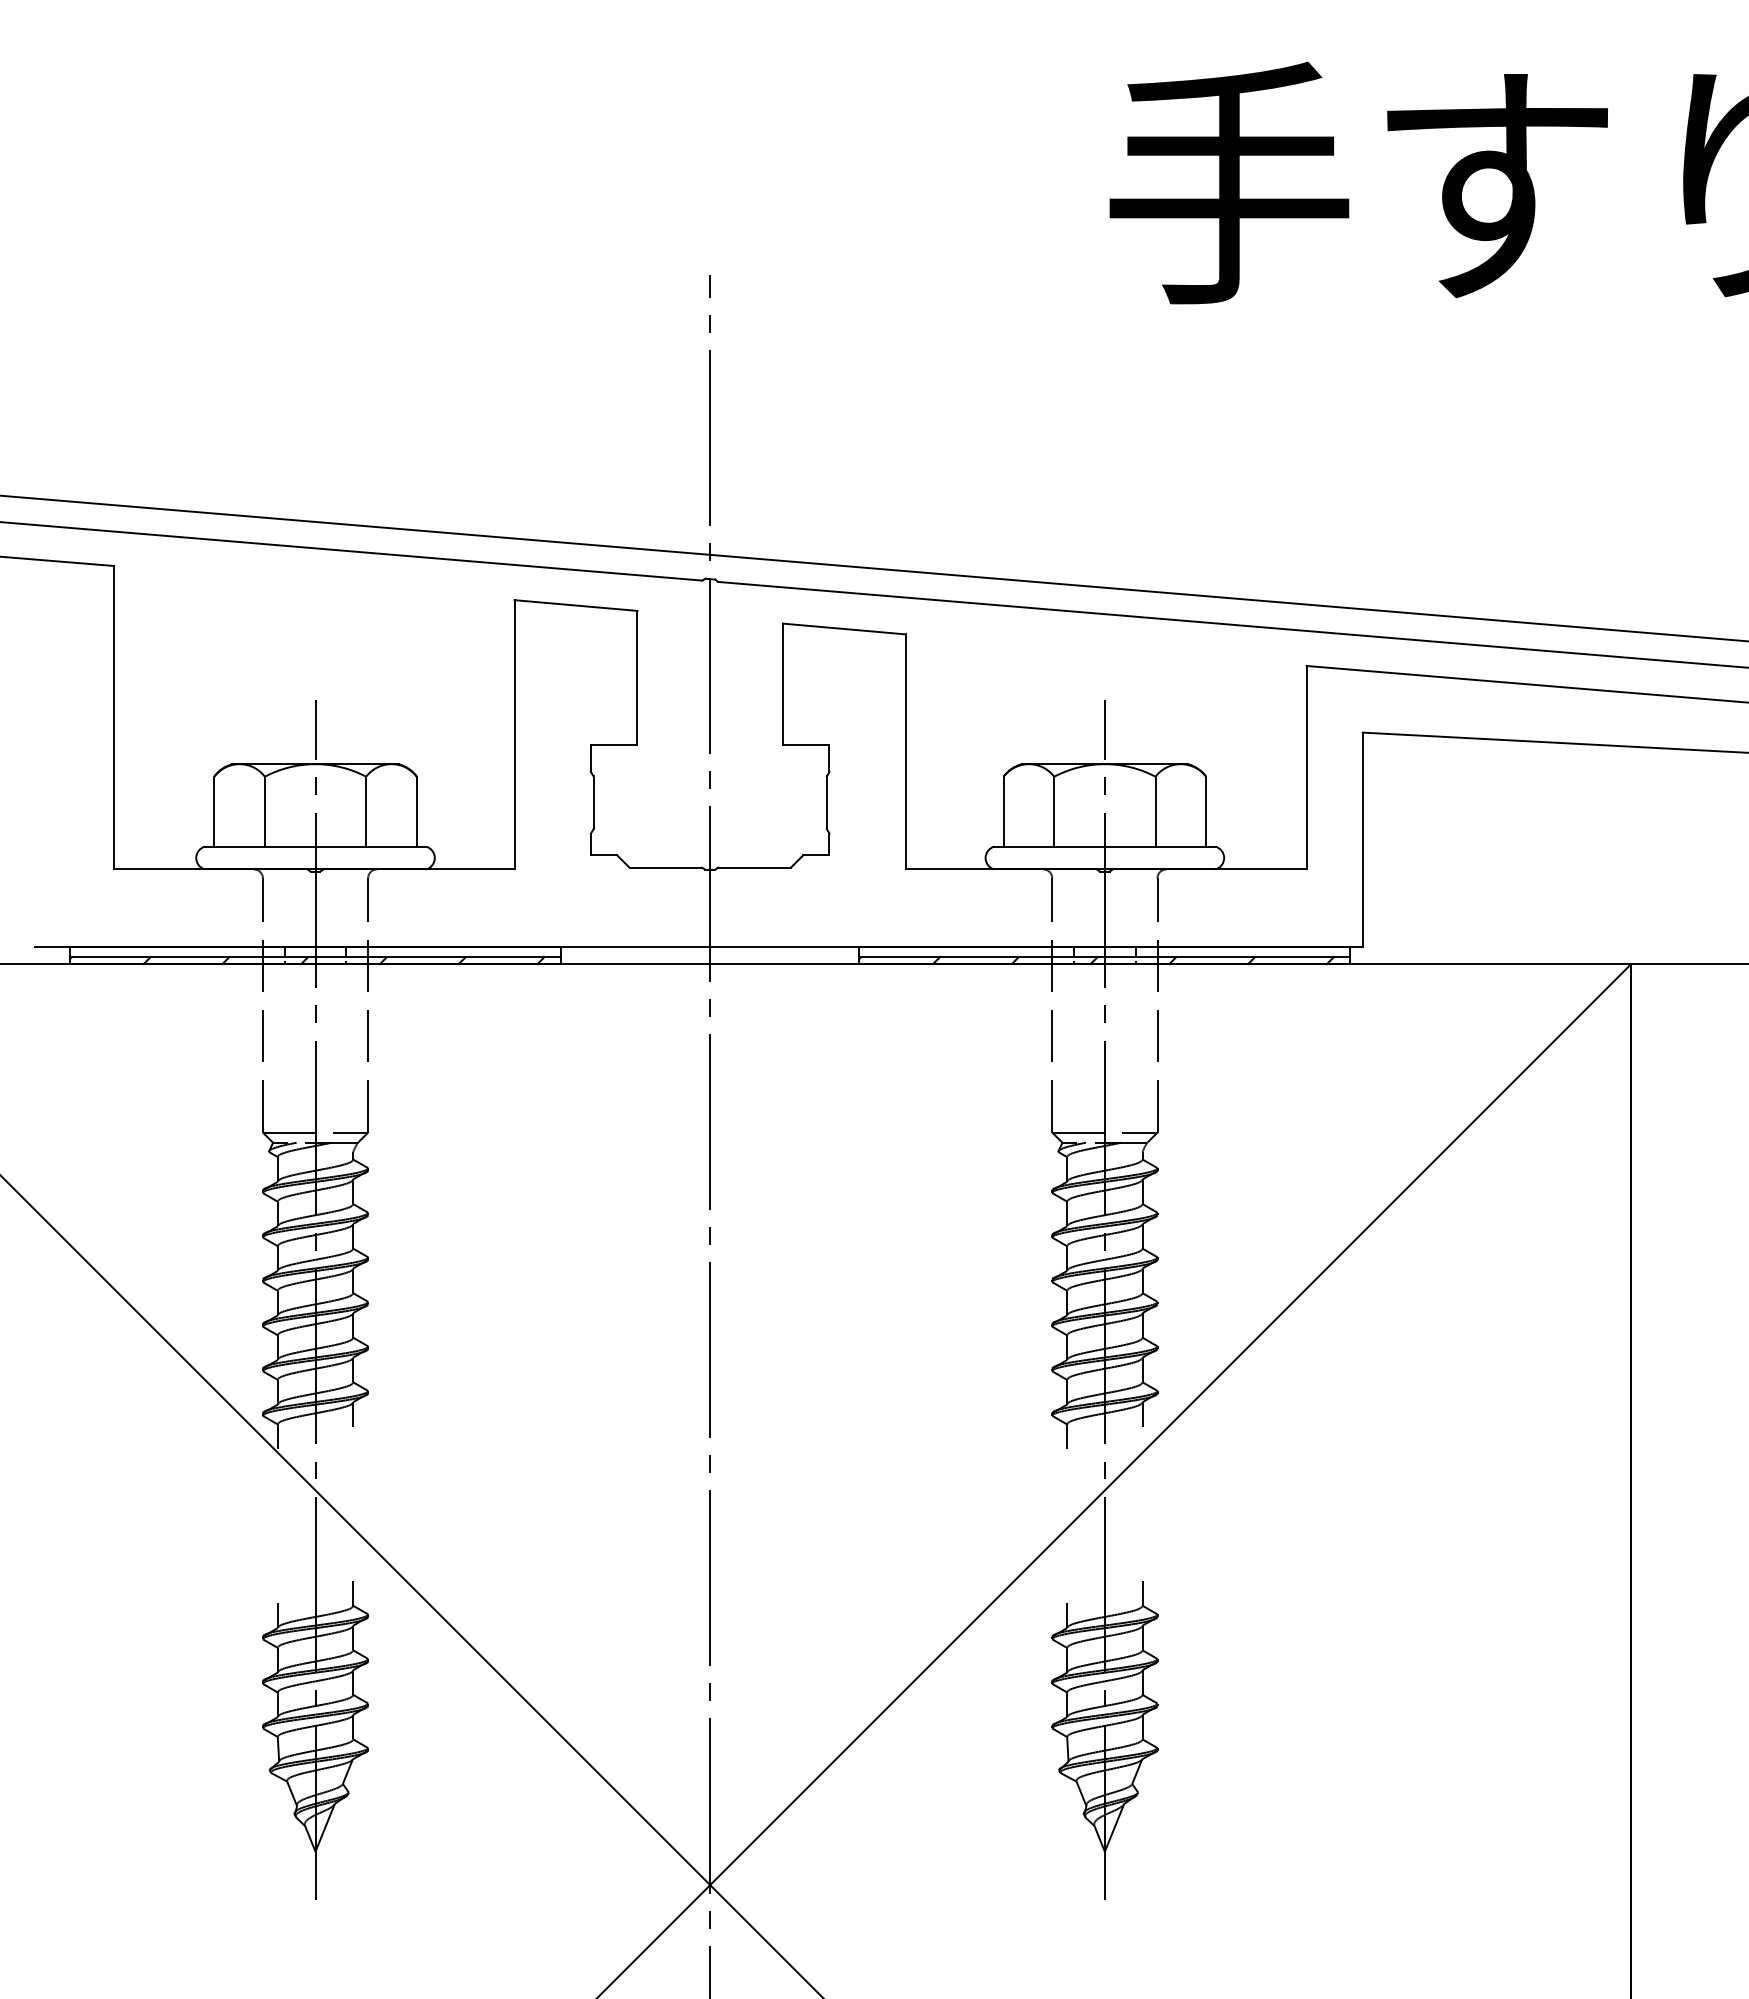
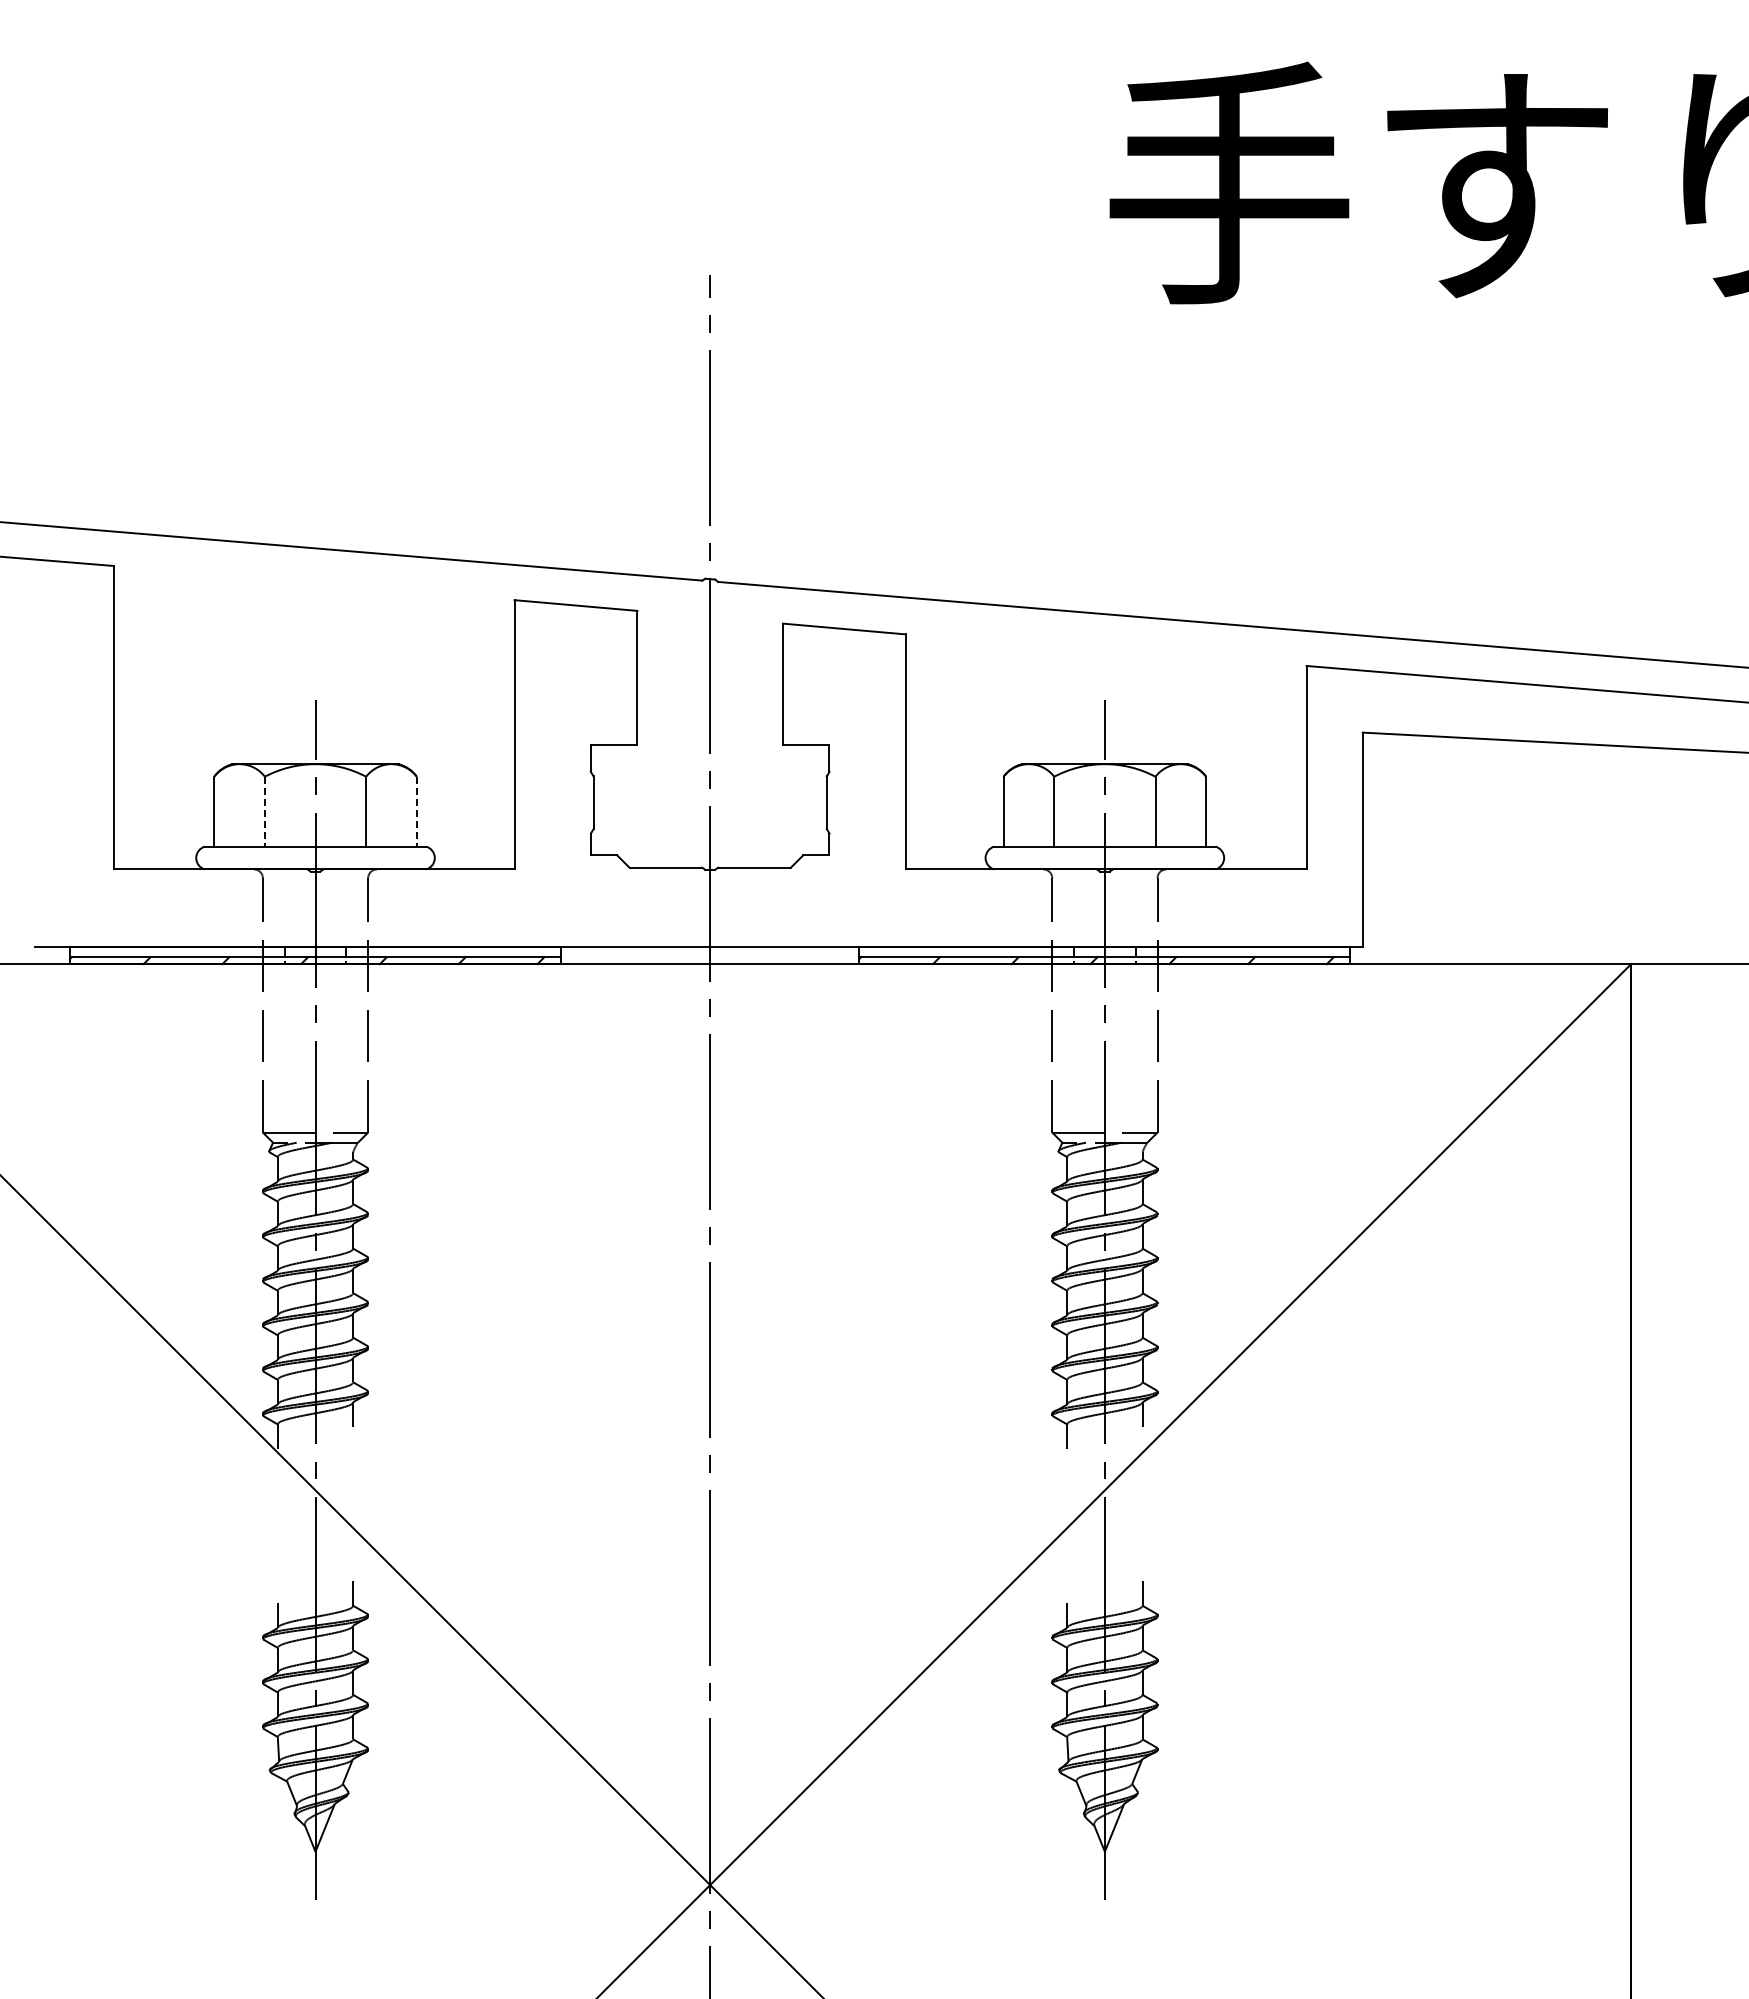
line: present -> none (873, 568)
line: solid -> dashed (264, 811)
line: solid -> dashed (416, 811)
